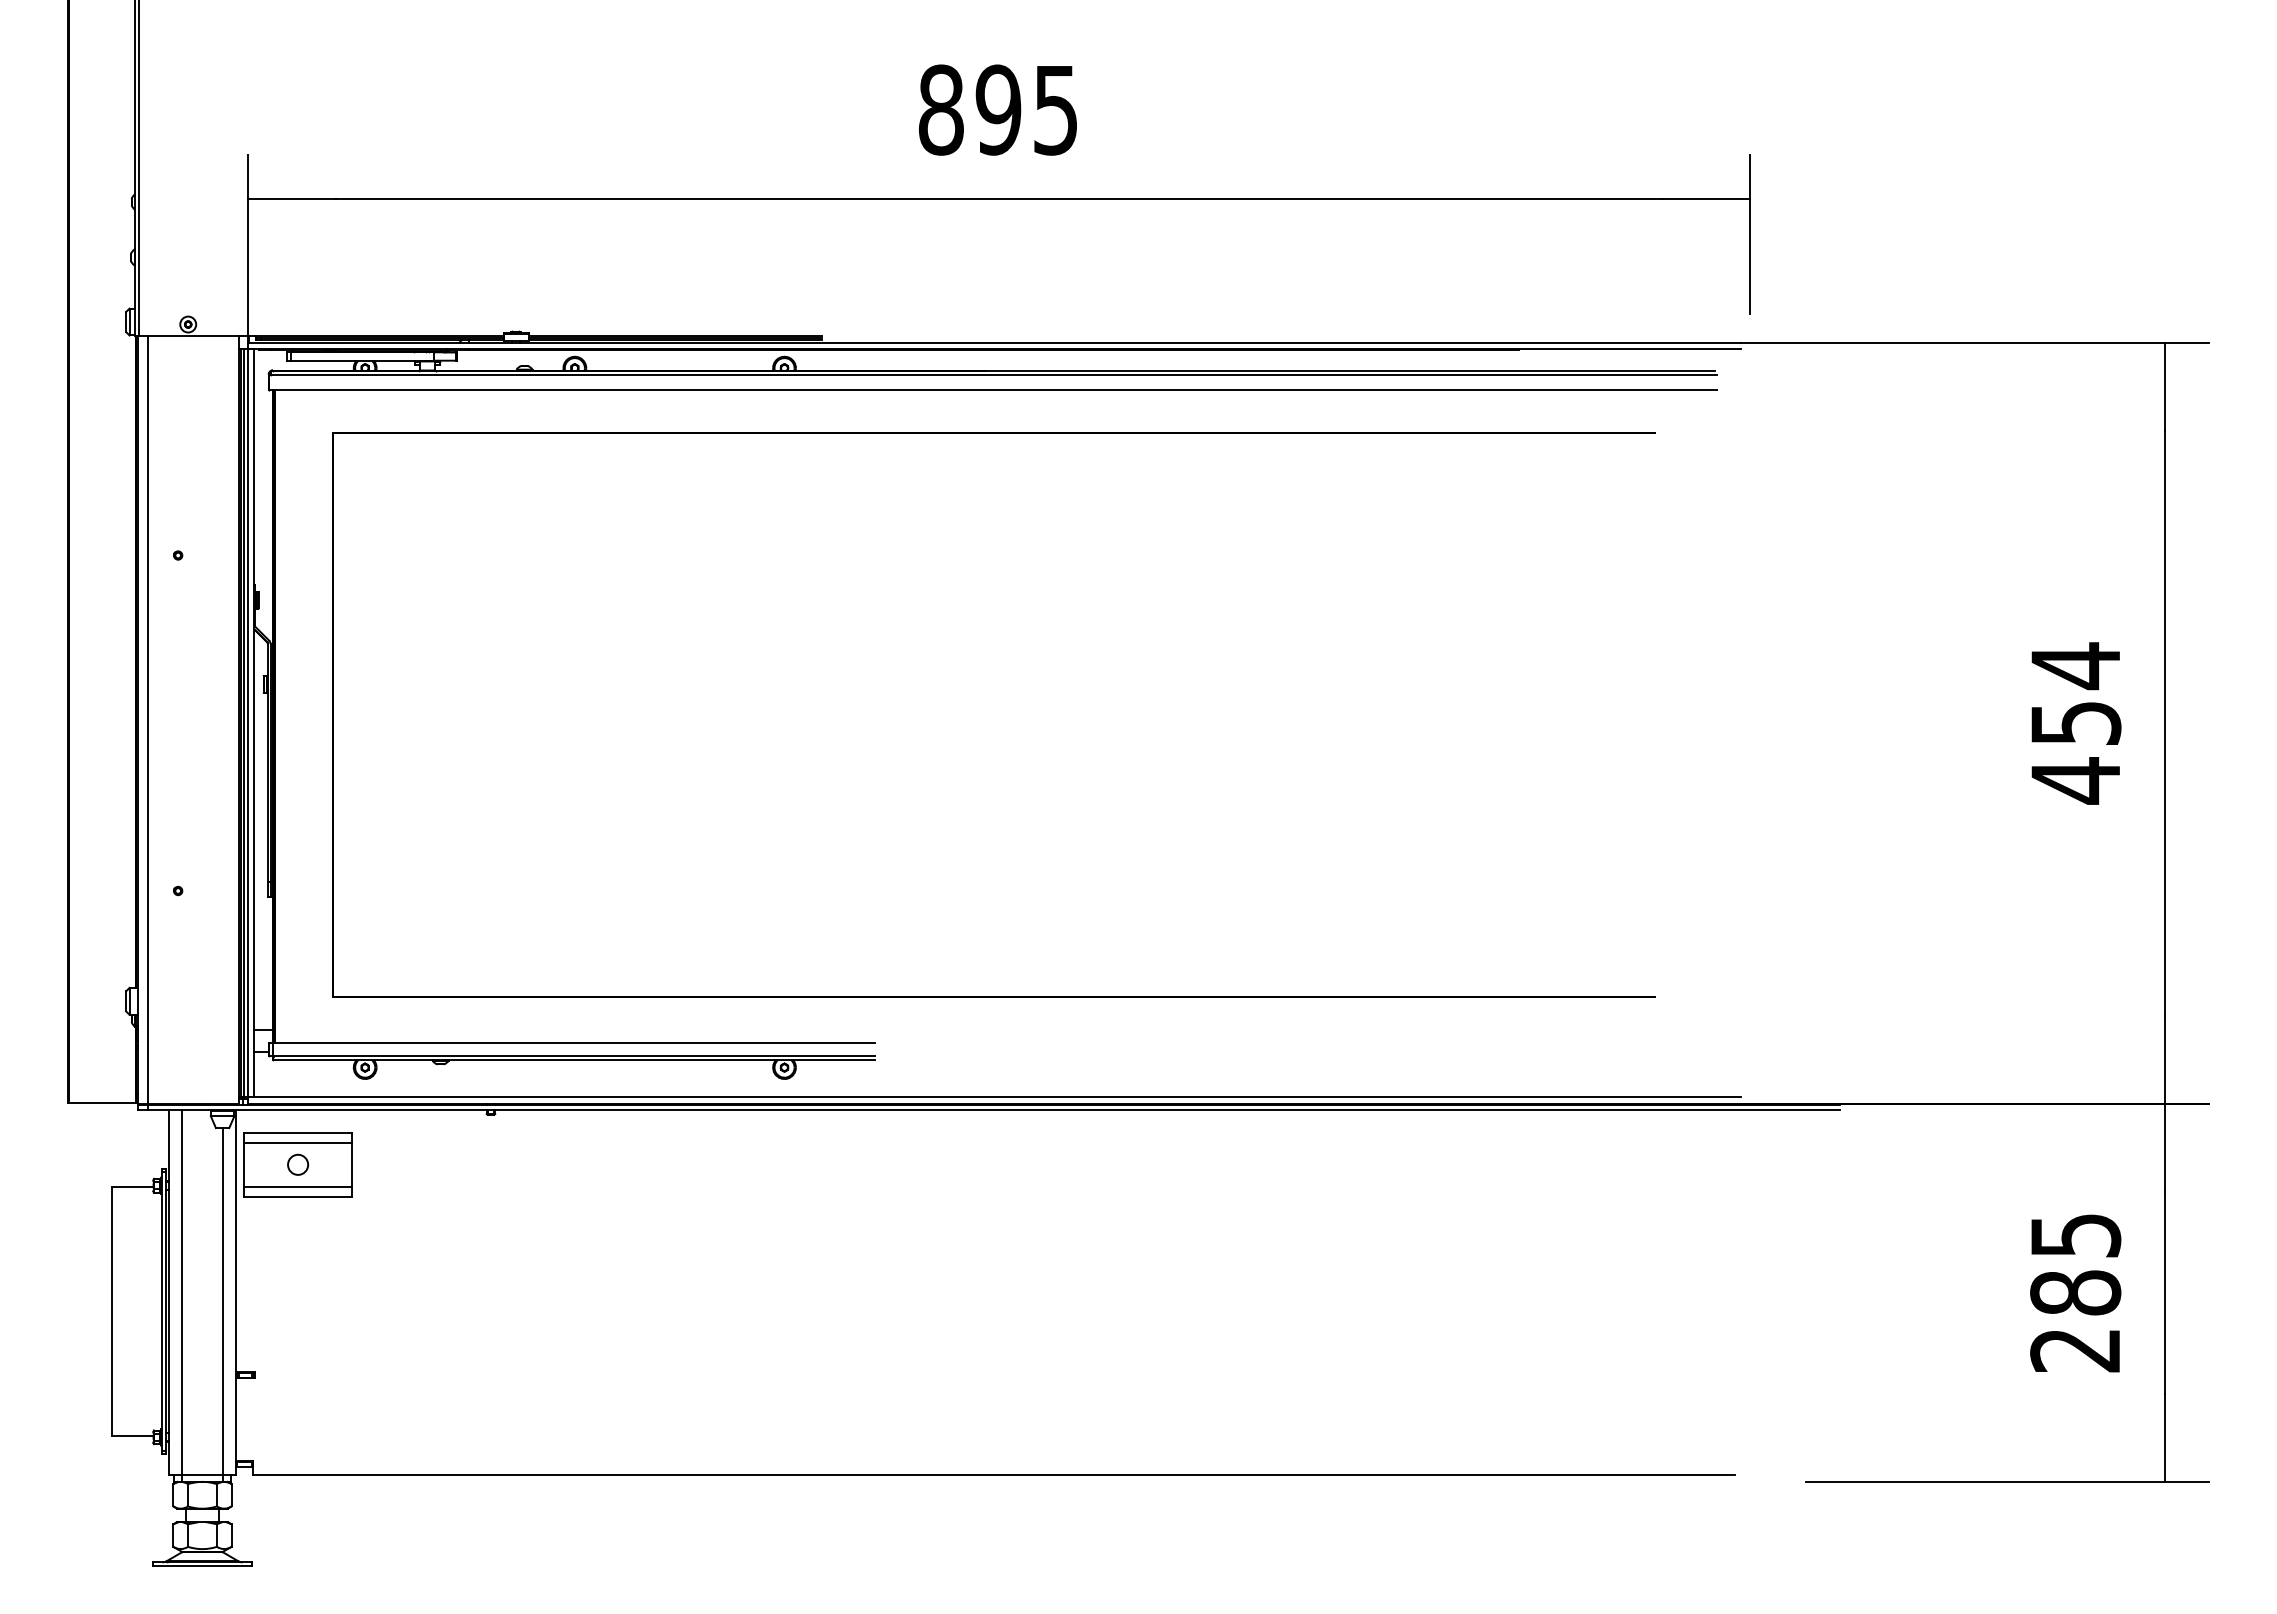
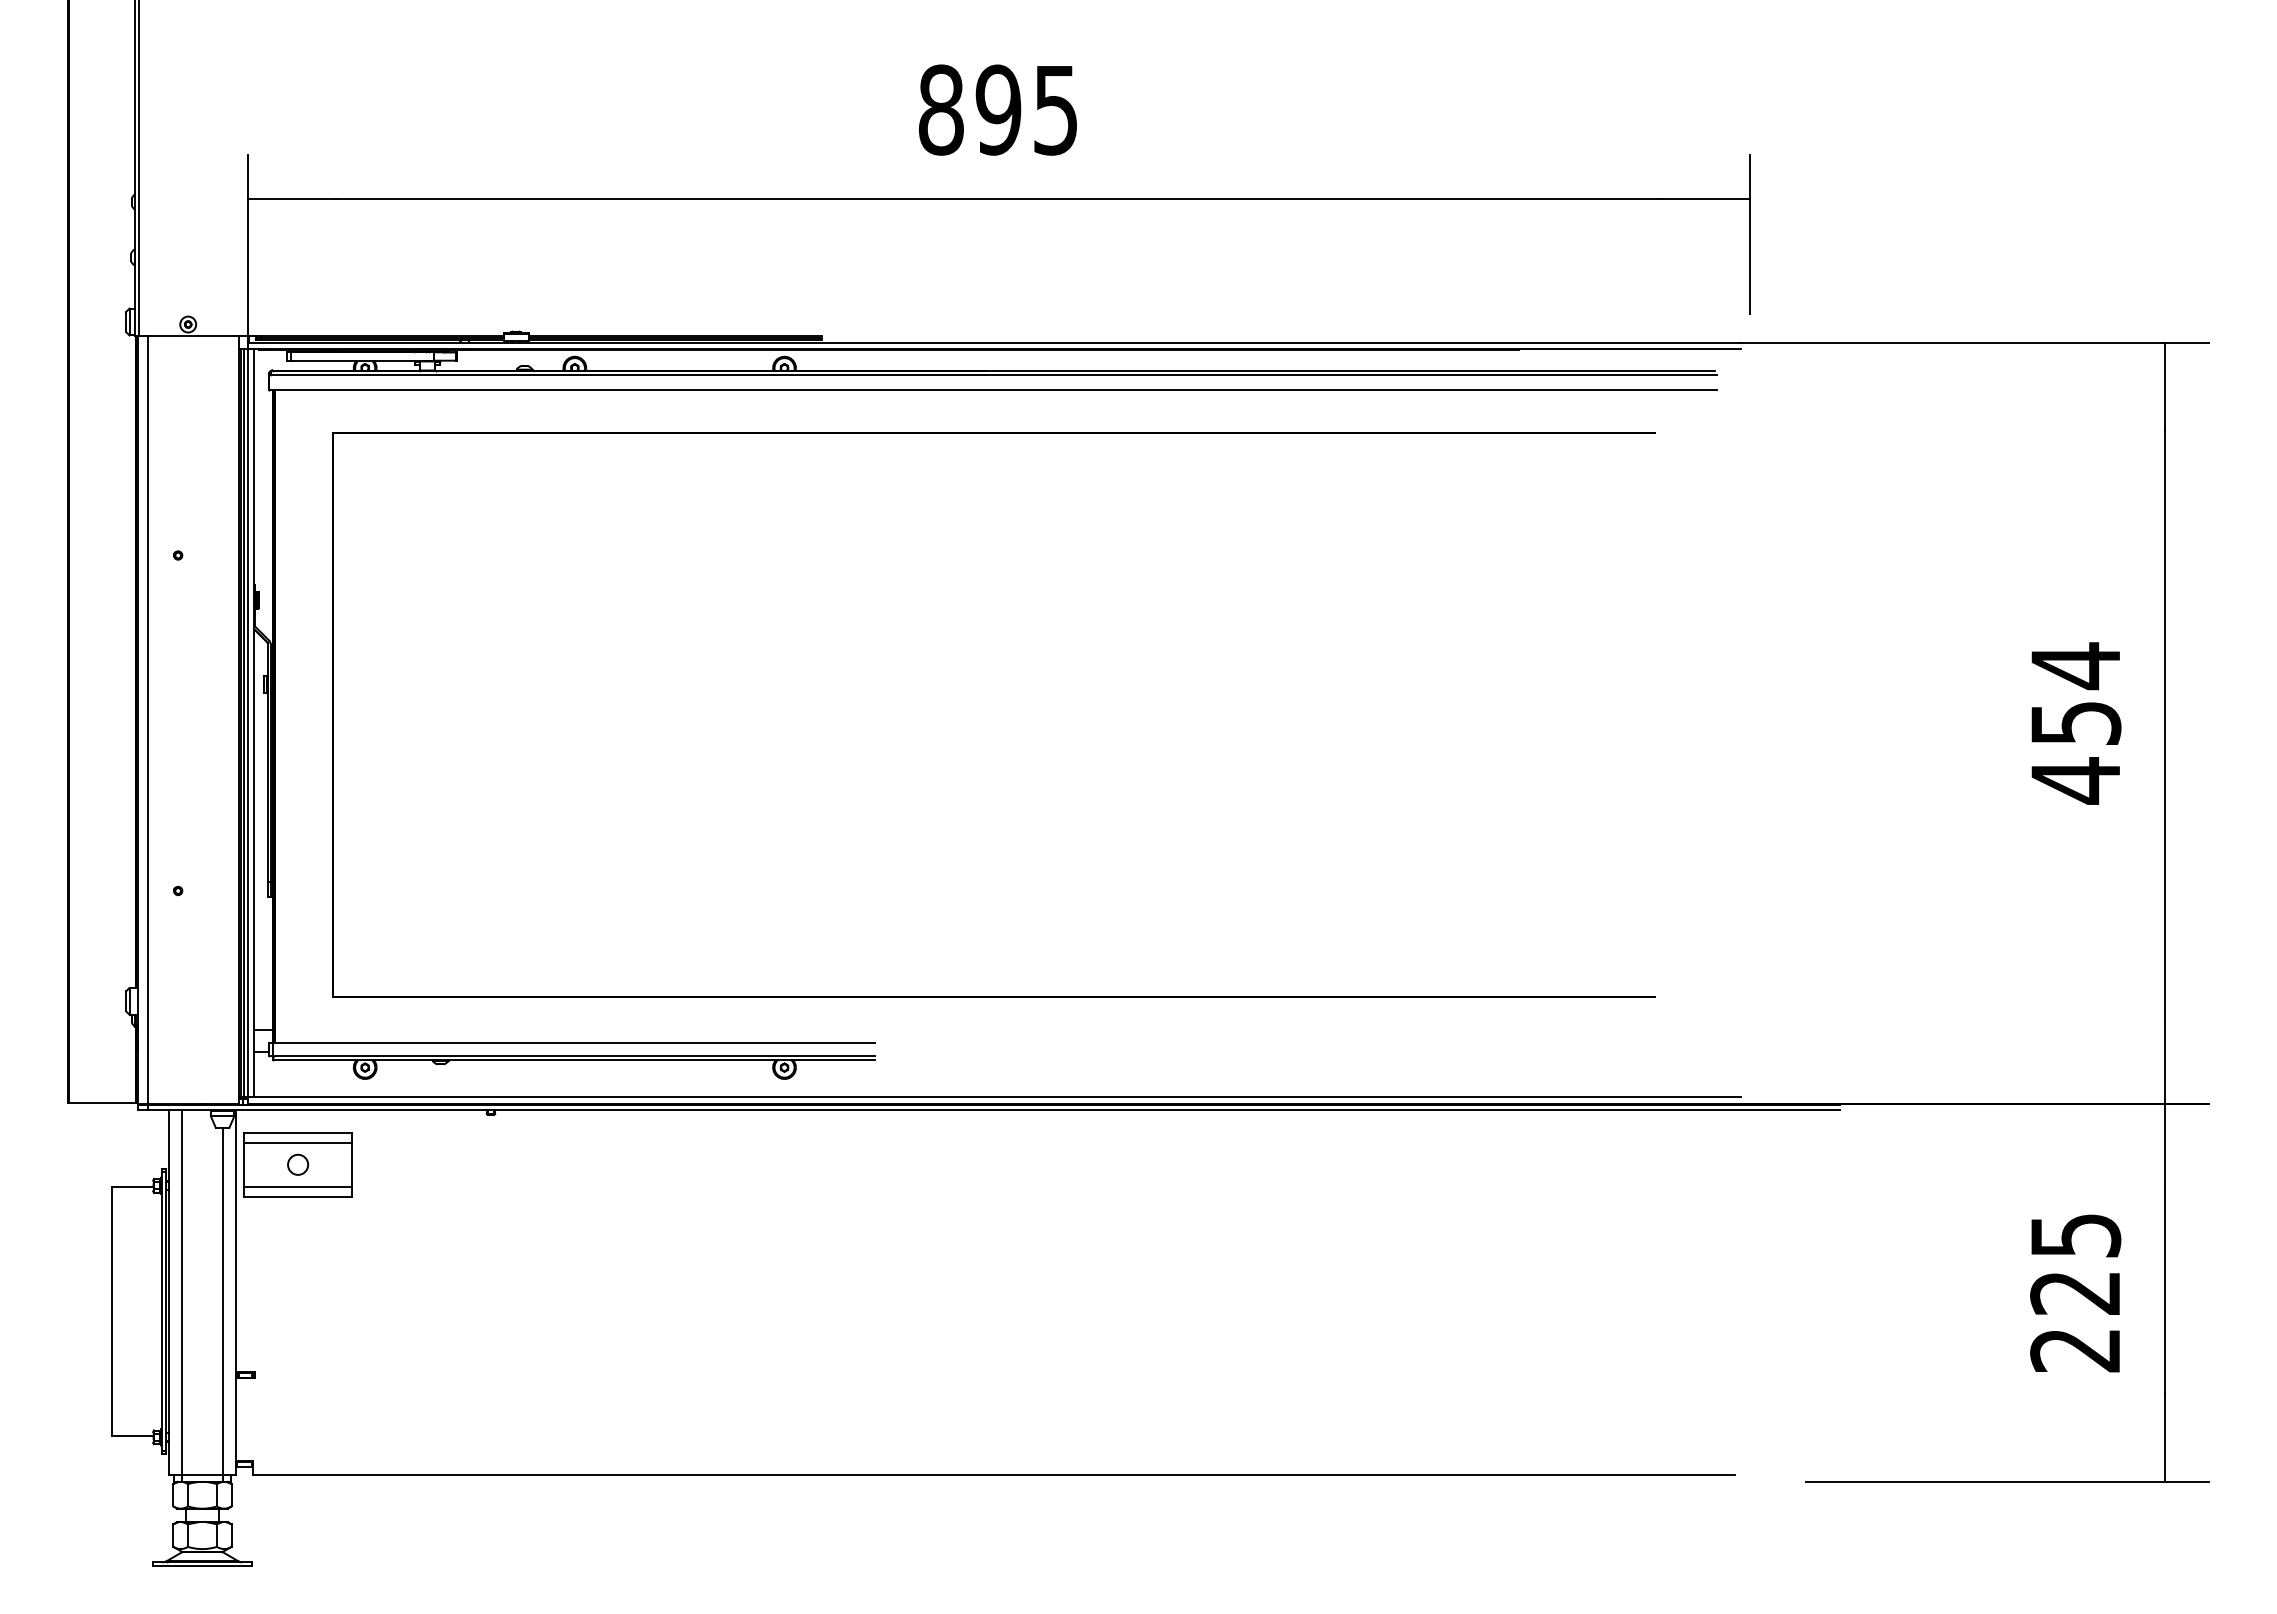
text: 285 -> 225 (2075, 1292)
